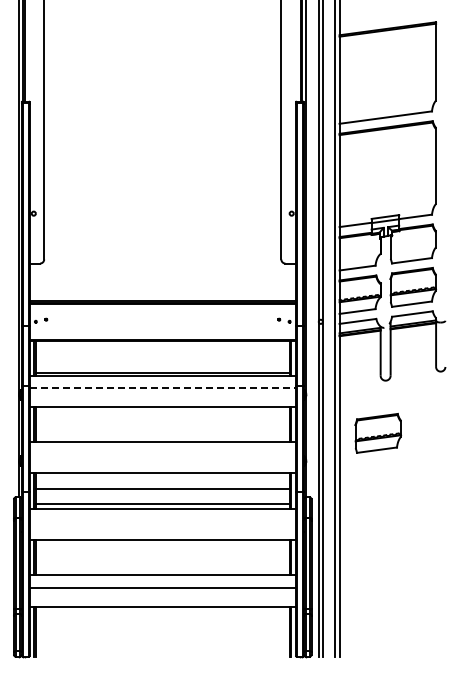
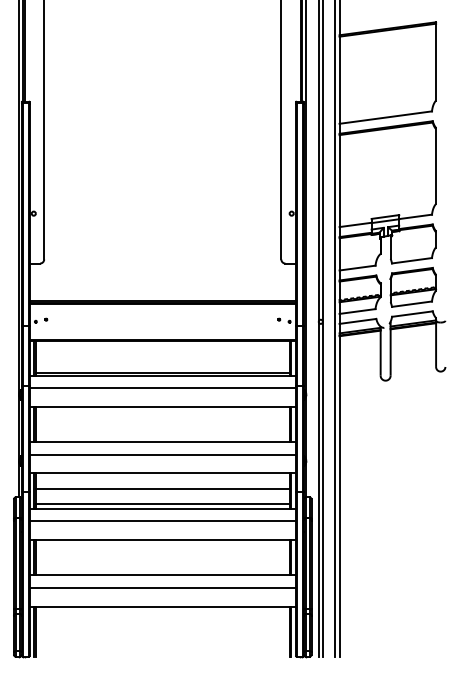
line: dashed -> solid (163, 388)
part: present -> none (377, 432)
line: none -> present (162, 454)
line: none -> present (162, 521)
